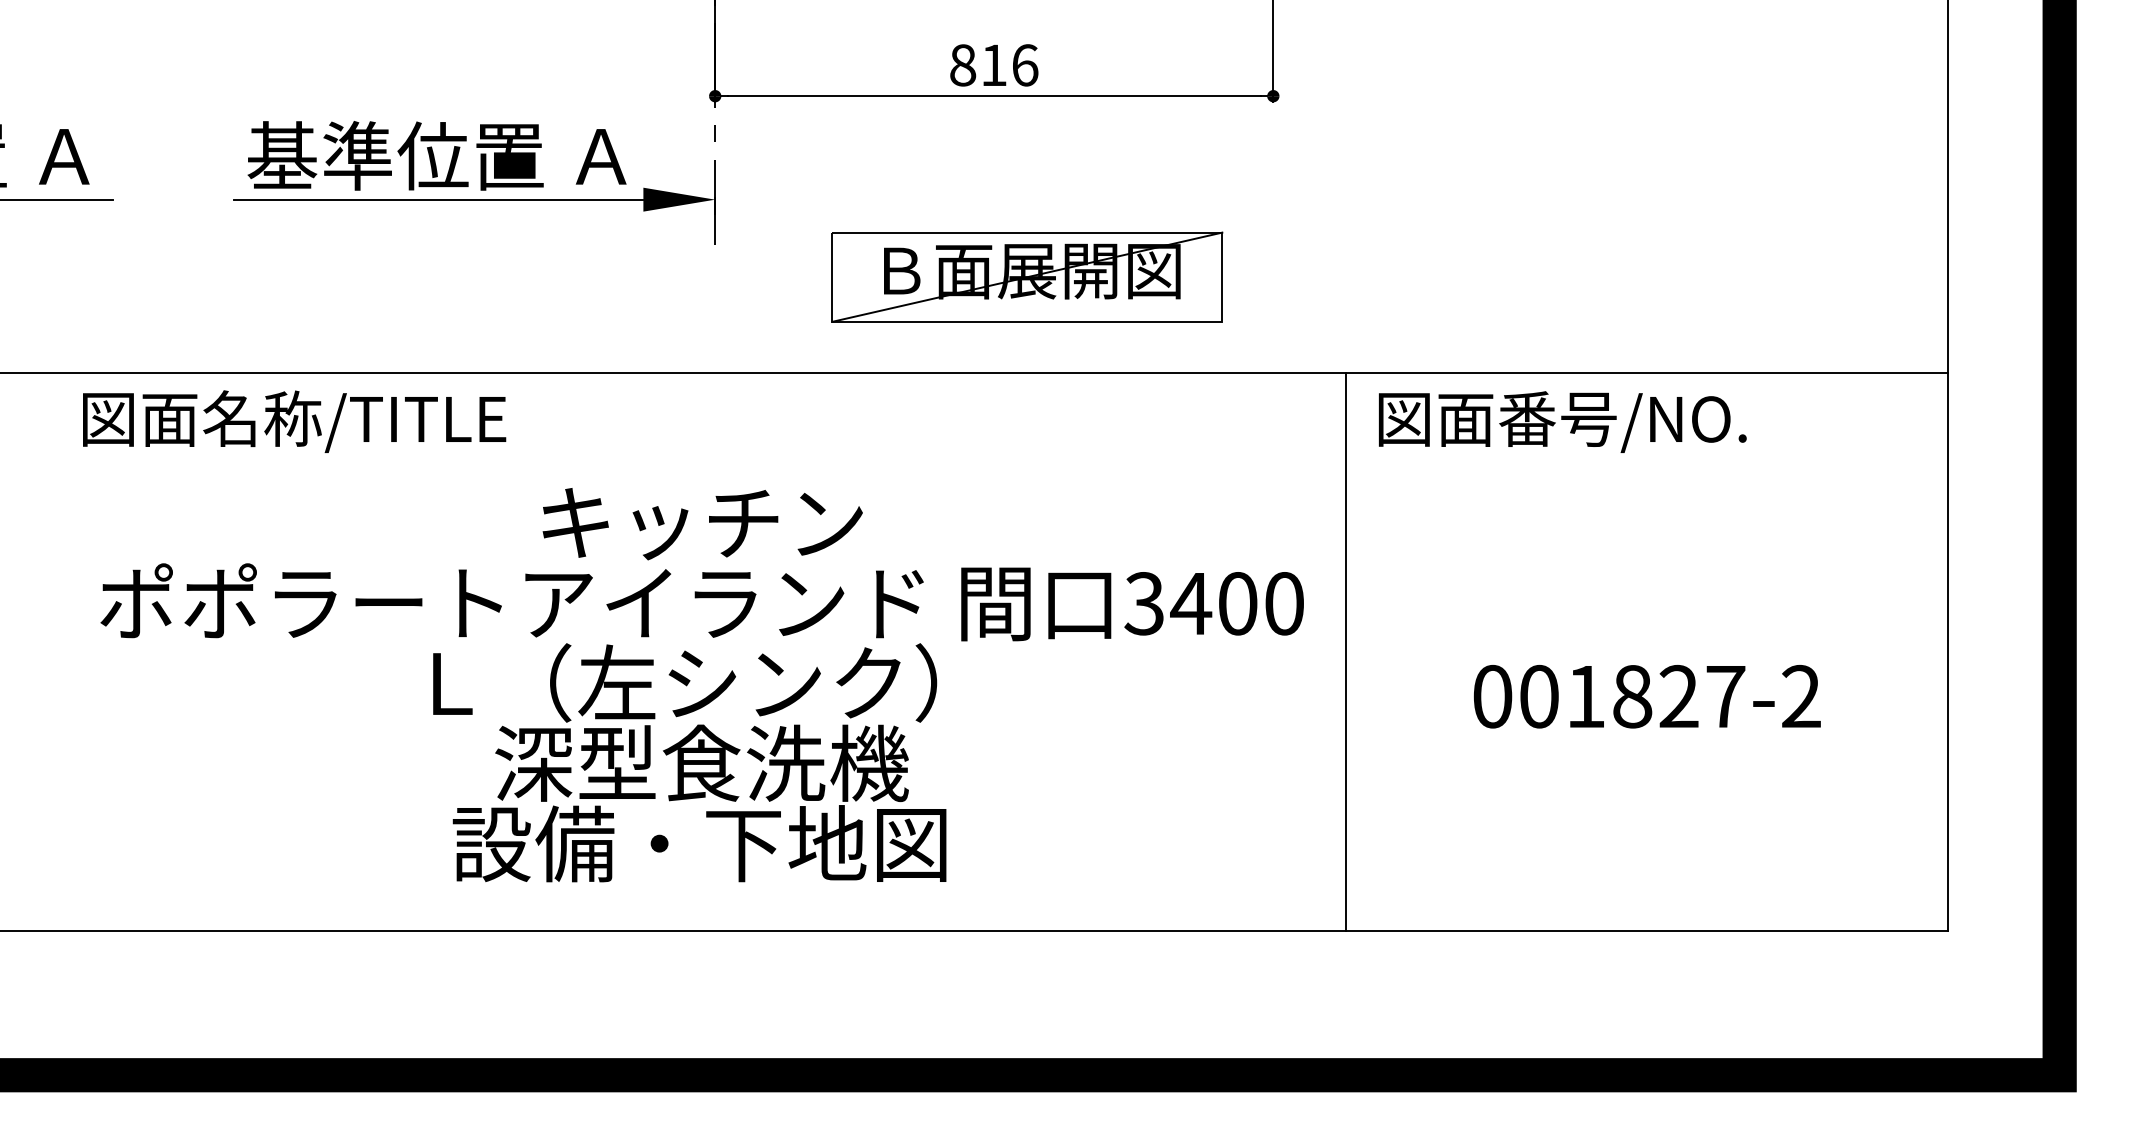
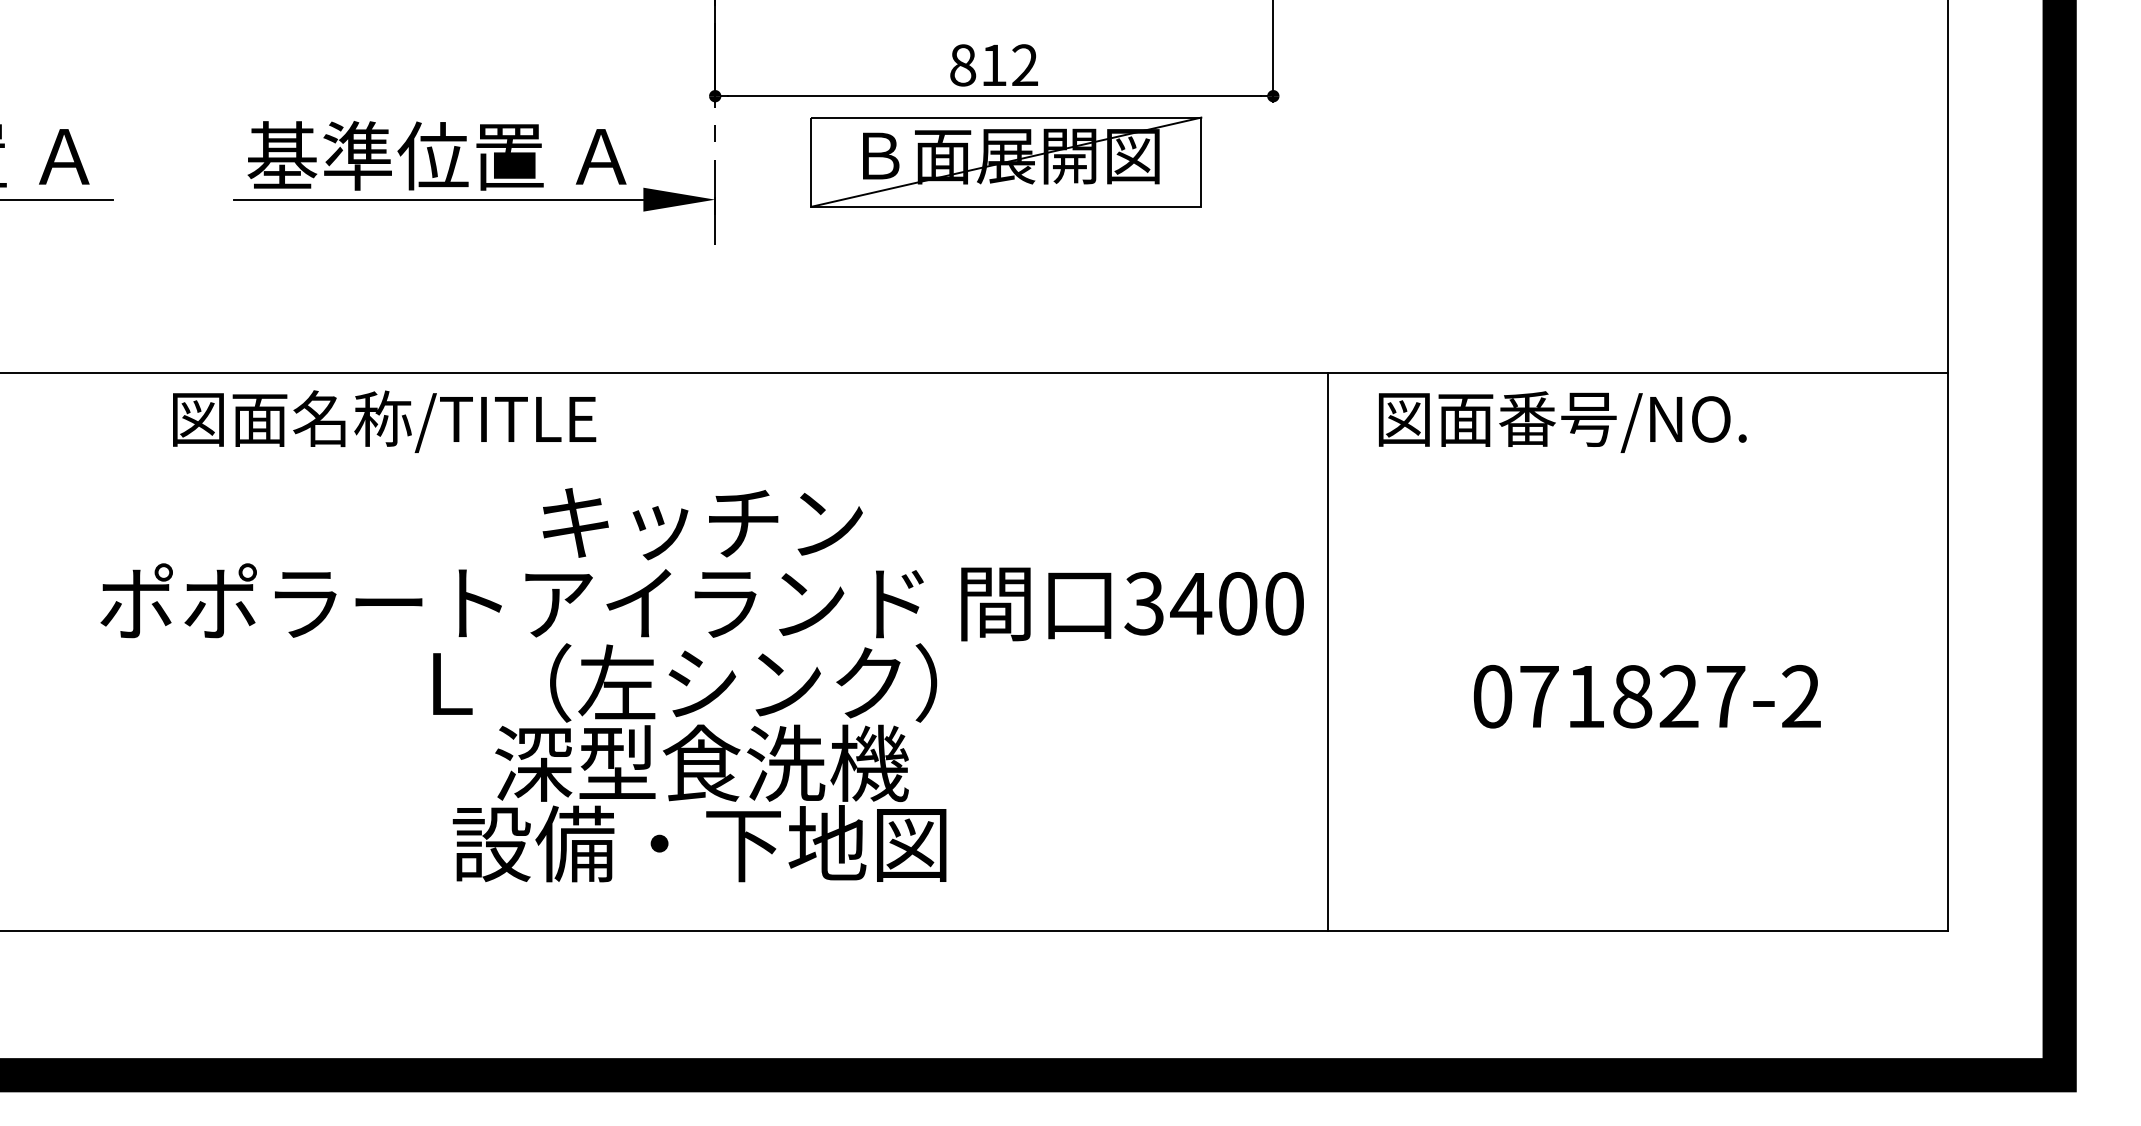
text: 816 -> 812 (1025, 65)
part position: (1027, 276) -> (1006, 161) (1006, 161)
text position: (294, 421) -> (384, 421) (384, 421)
line position: (1346, 651) -> (1328, 651) (1328, 651)
text: 001827-2 -> 071827-2 (1539, 696)
